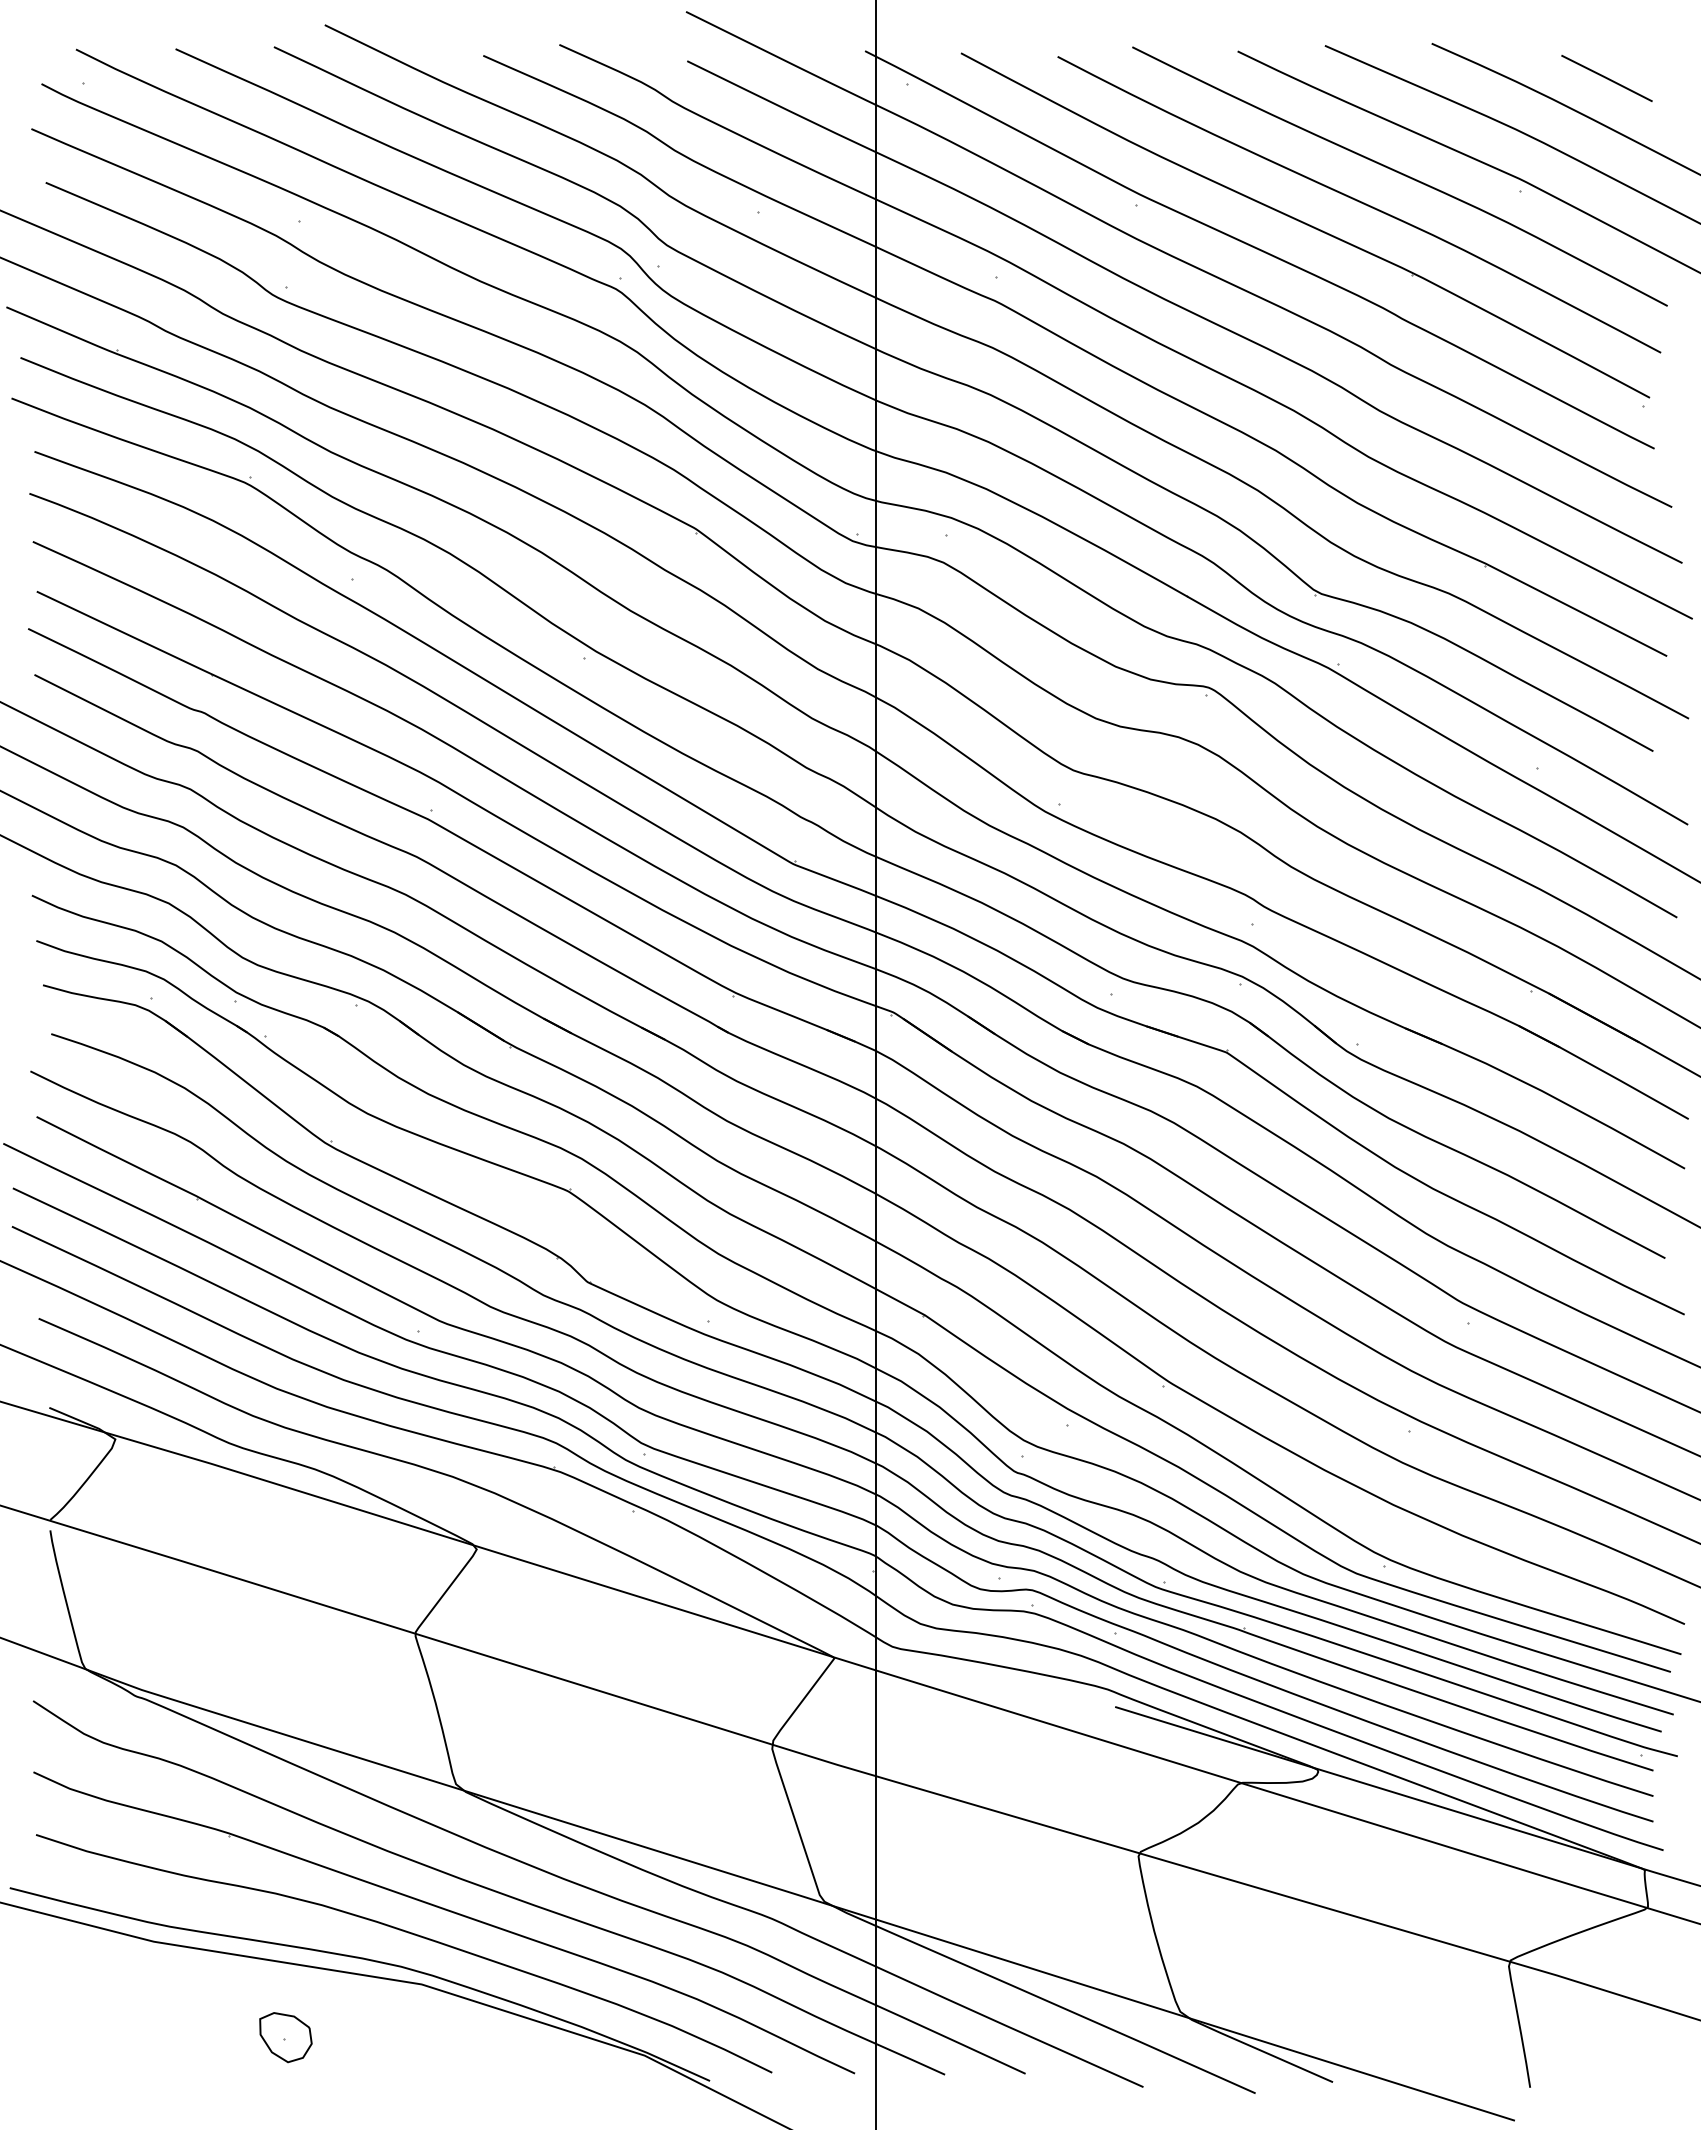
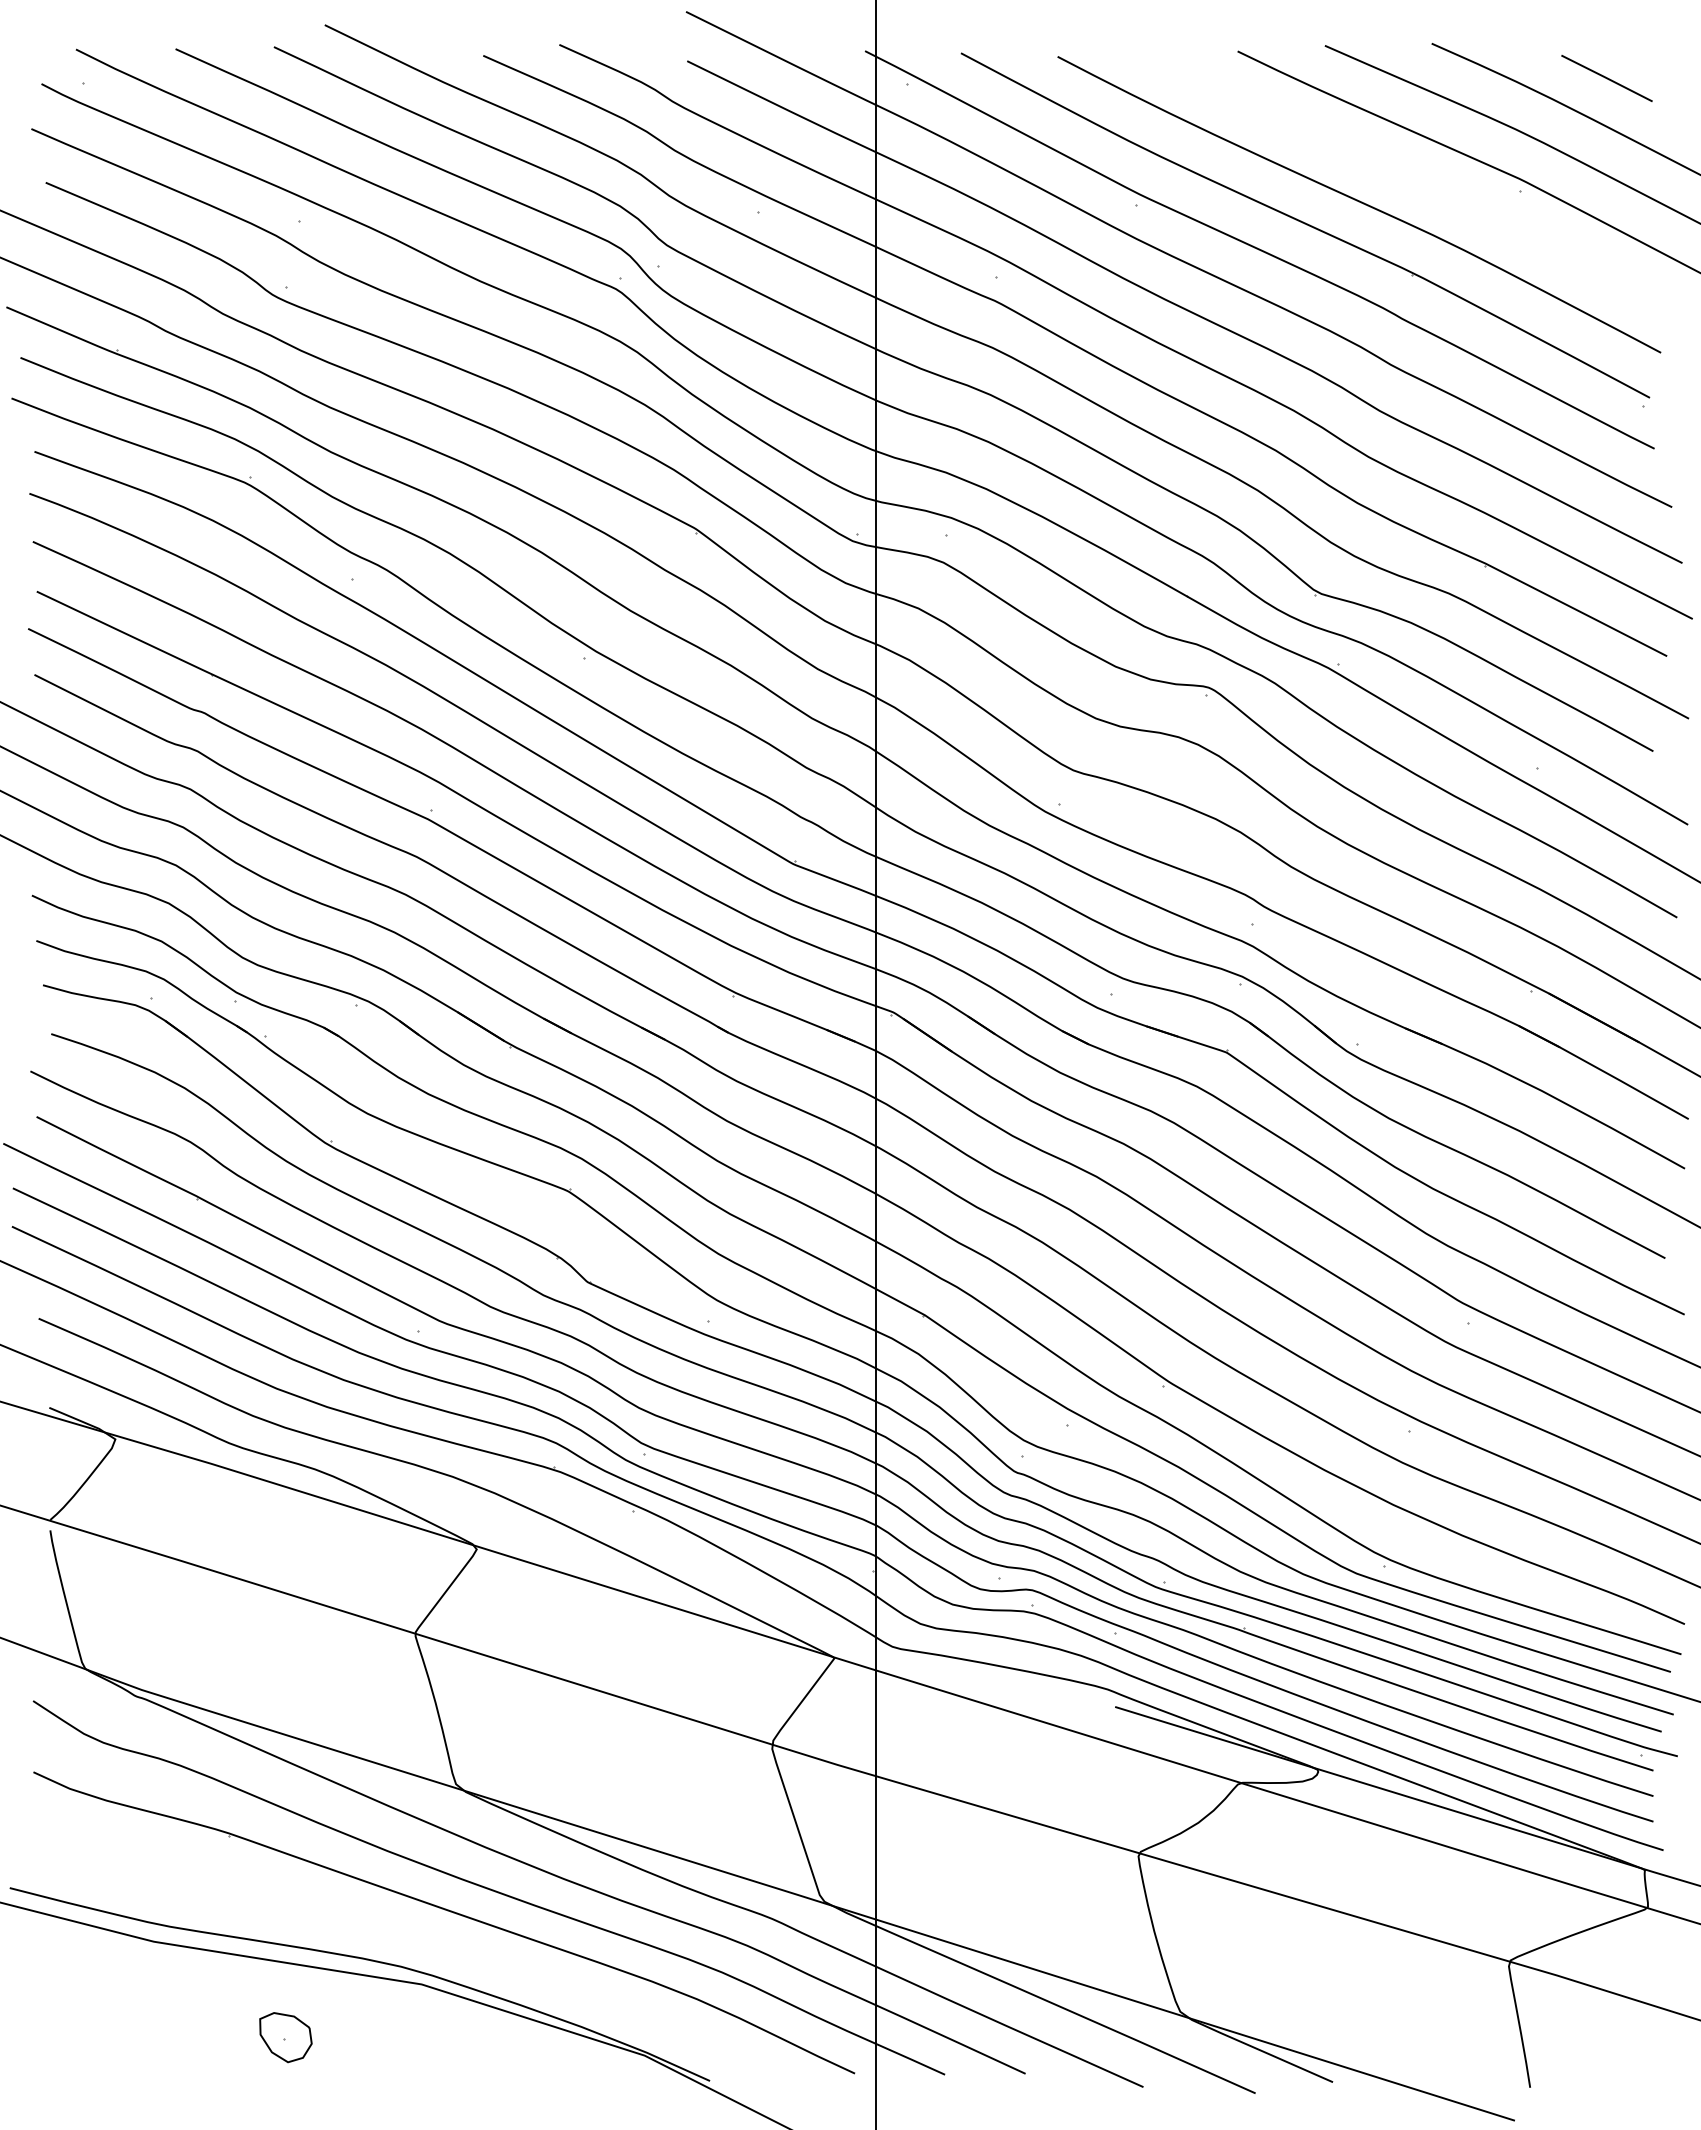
curve: present -> none (1400, 174)
curve: present -> none (411, 1934)
